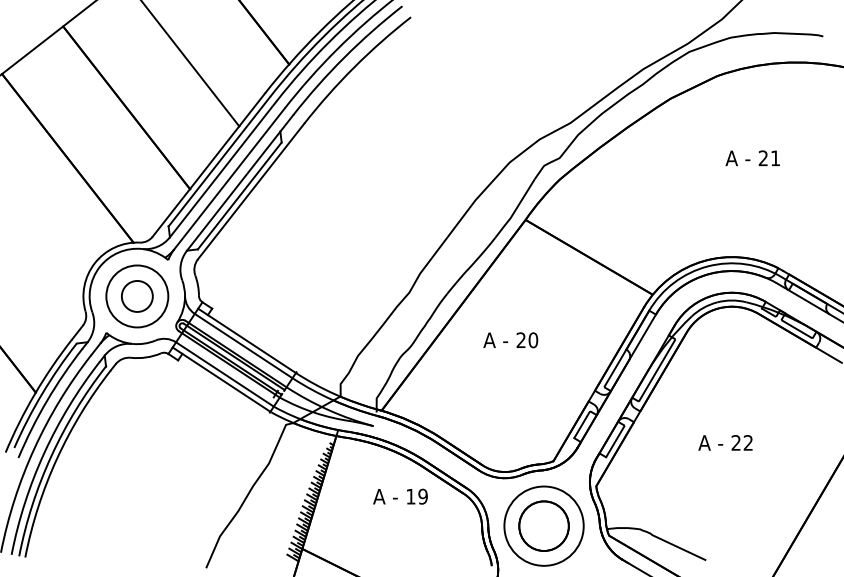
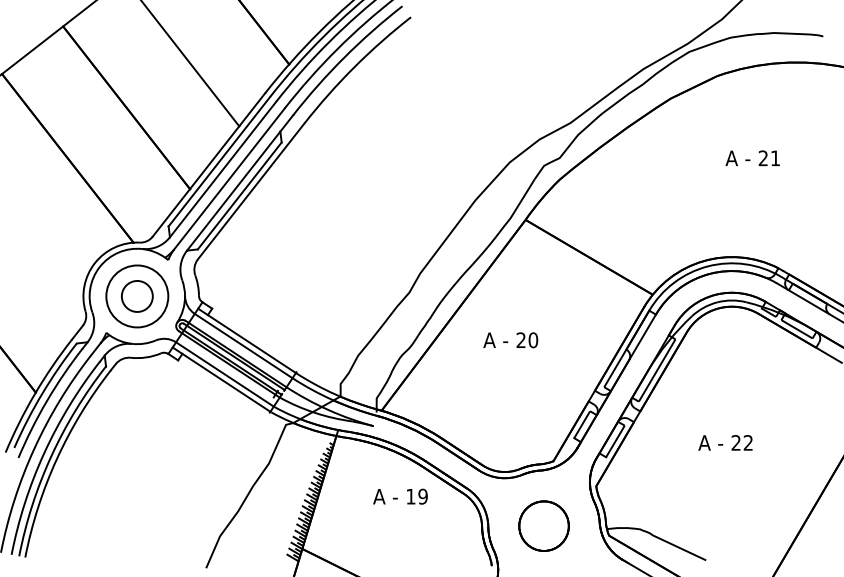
circle diameter: 79 px -> 50 px (543, 525)
